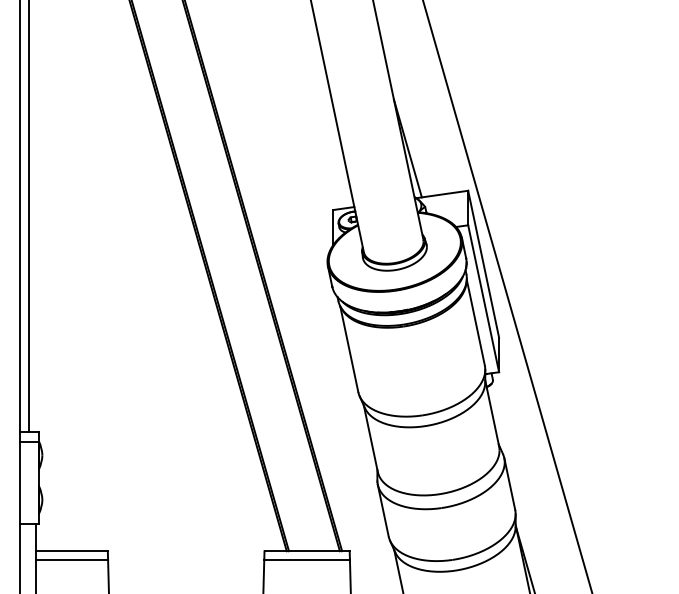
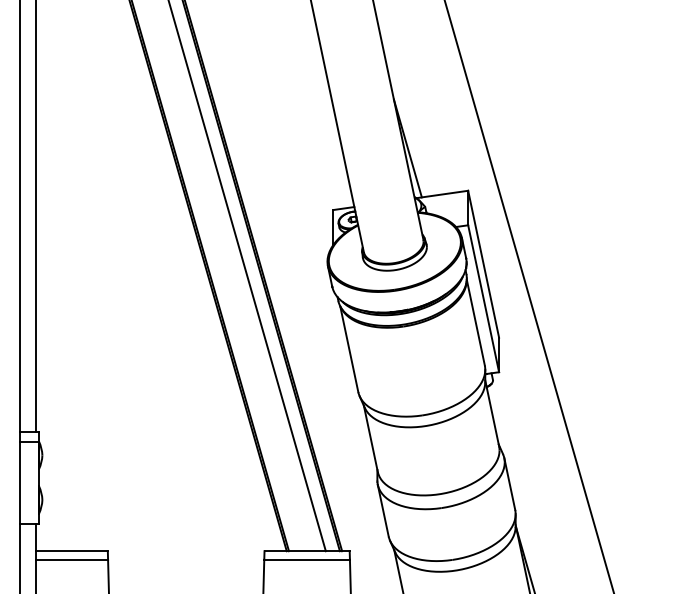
line position: (28, 216) -> (35, 216) (35, 216)
line: none -> present (247, 276)
line position: (507, 296) -> (529, 296) (529, 296)
